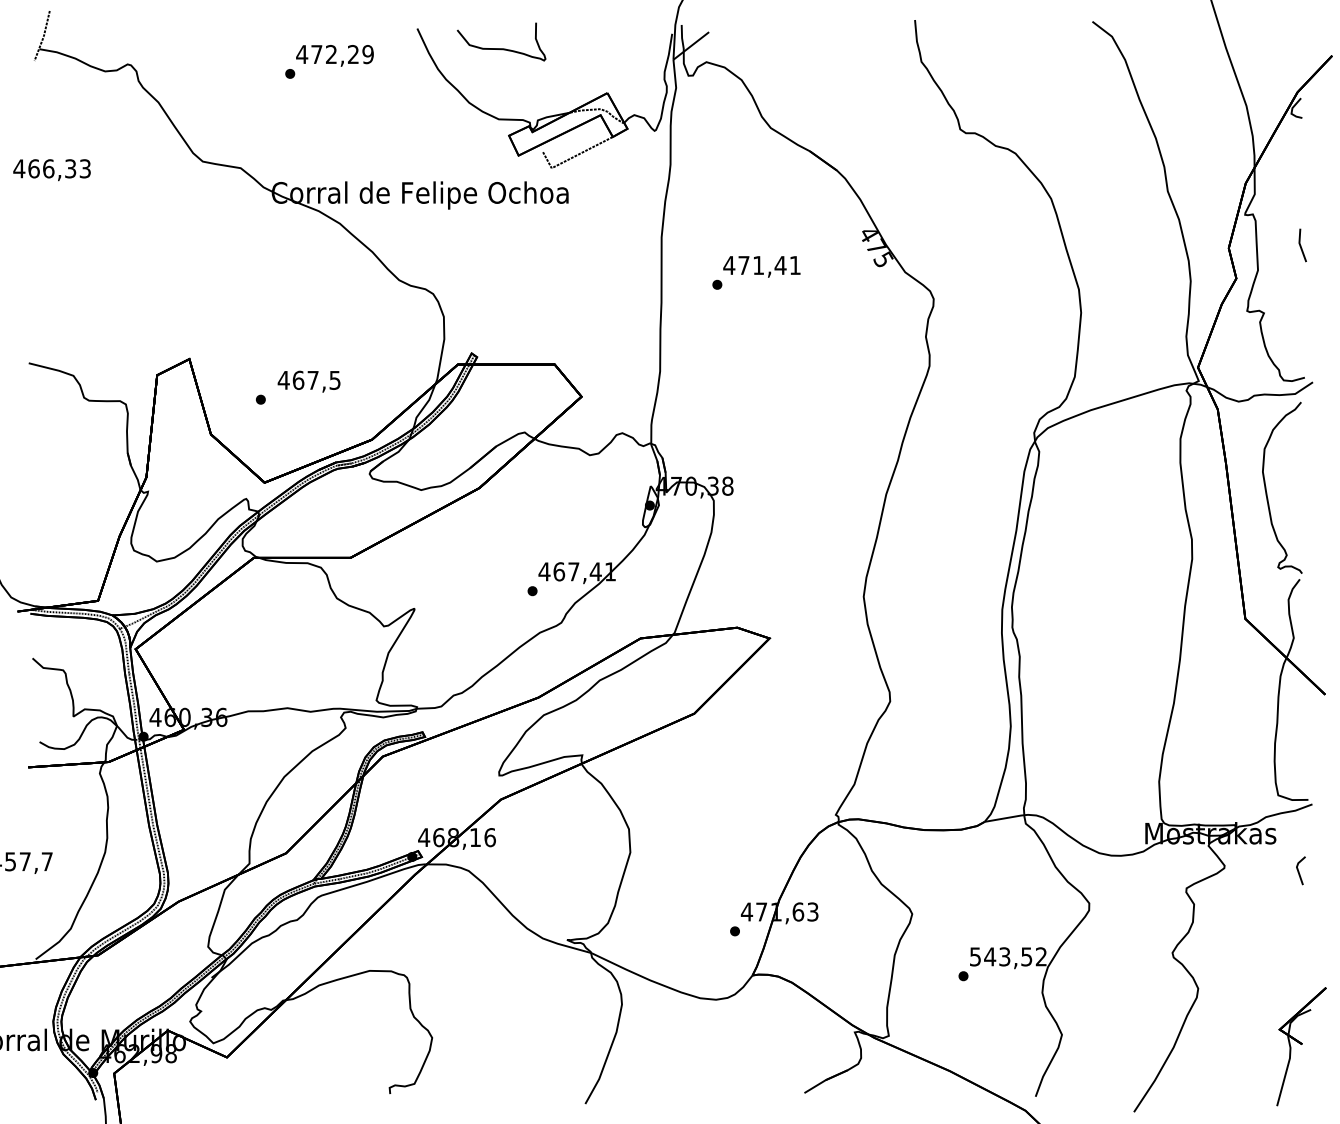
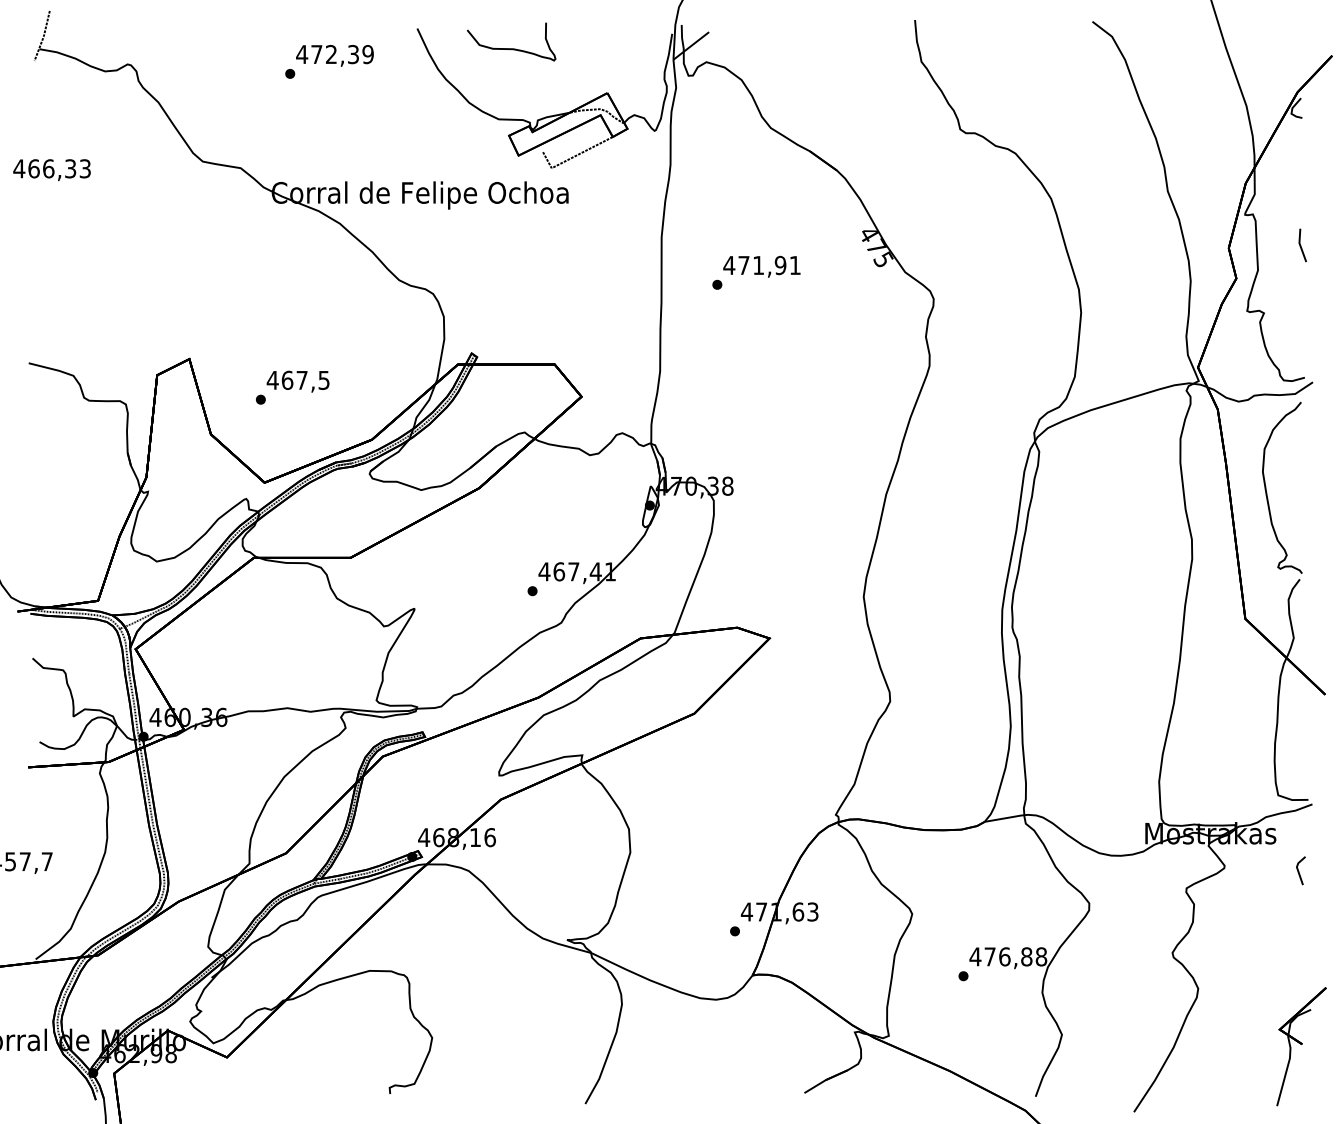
part position: (501, 48) -> (511, 48) (511, 48)
text: 472,29 -> 472,39 (353, 54)
text: 471,41 -> 471,91 (780, 265)
text position: (308, 381) -> (297, 381) (297, 381)
text: 543,52 -> 476,88 (1008, 956)
